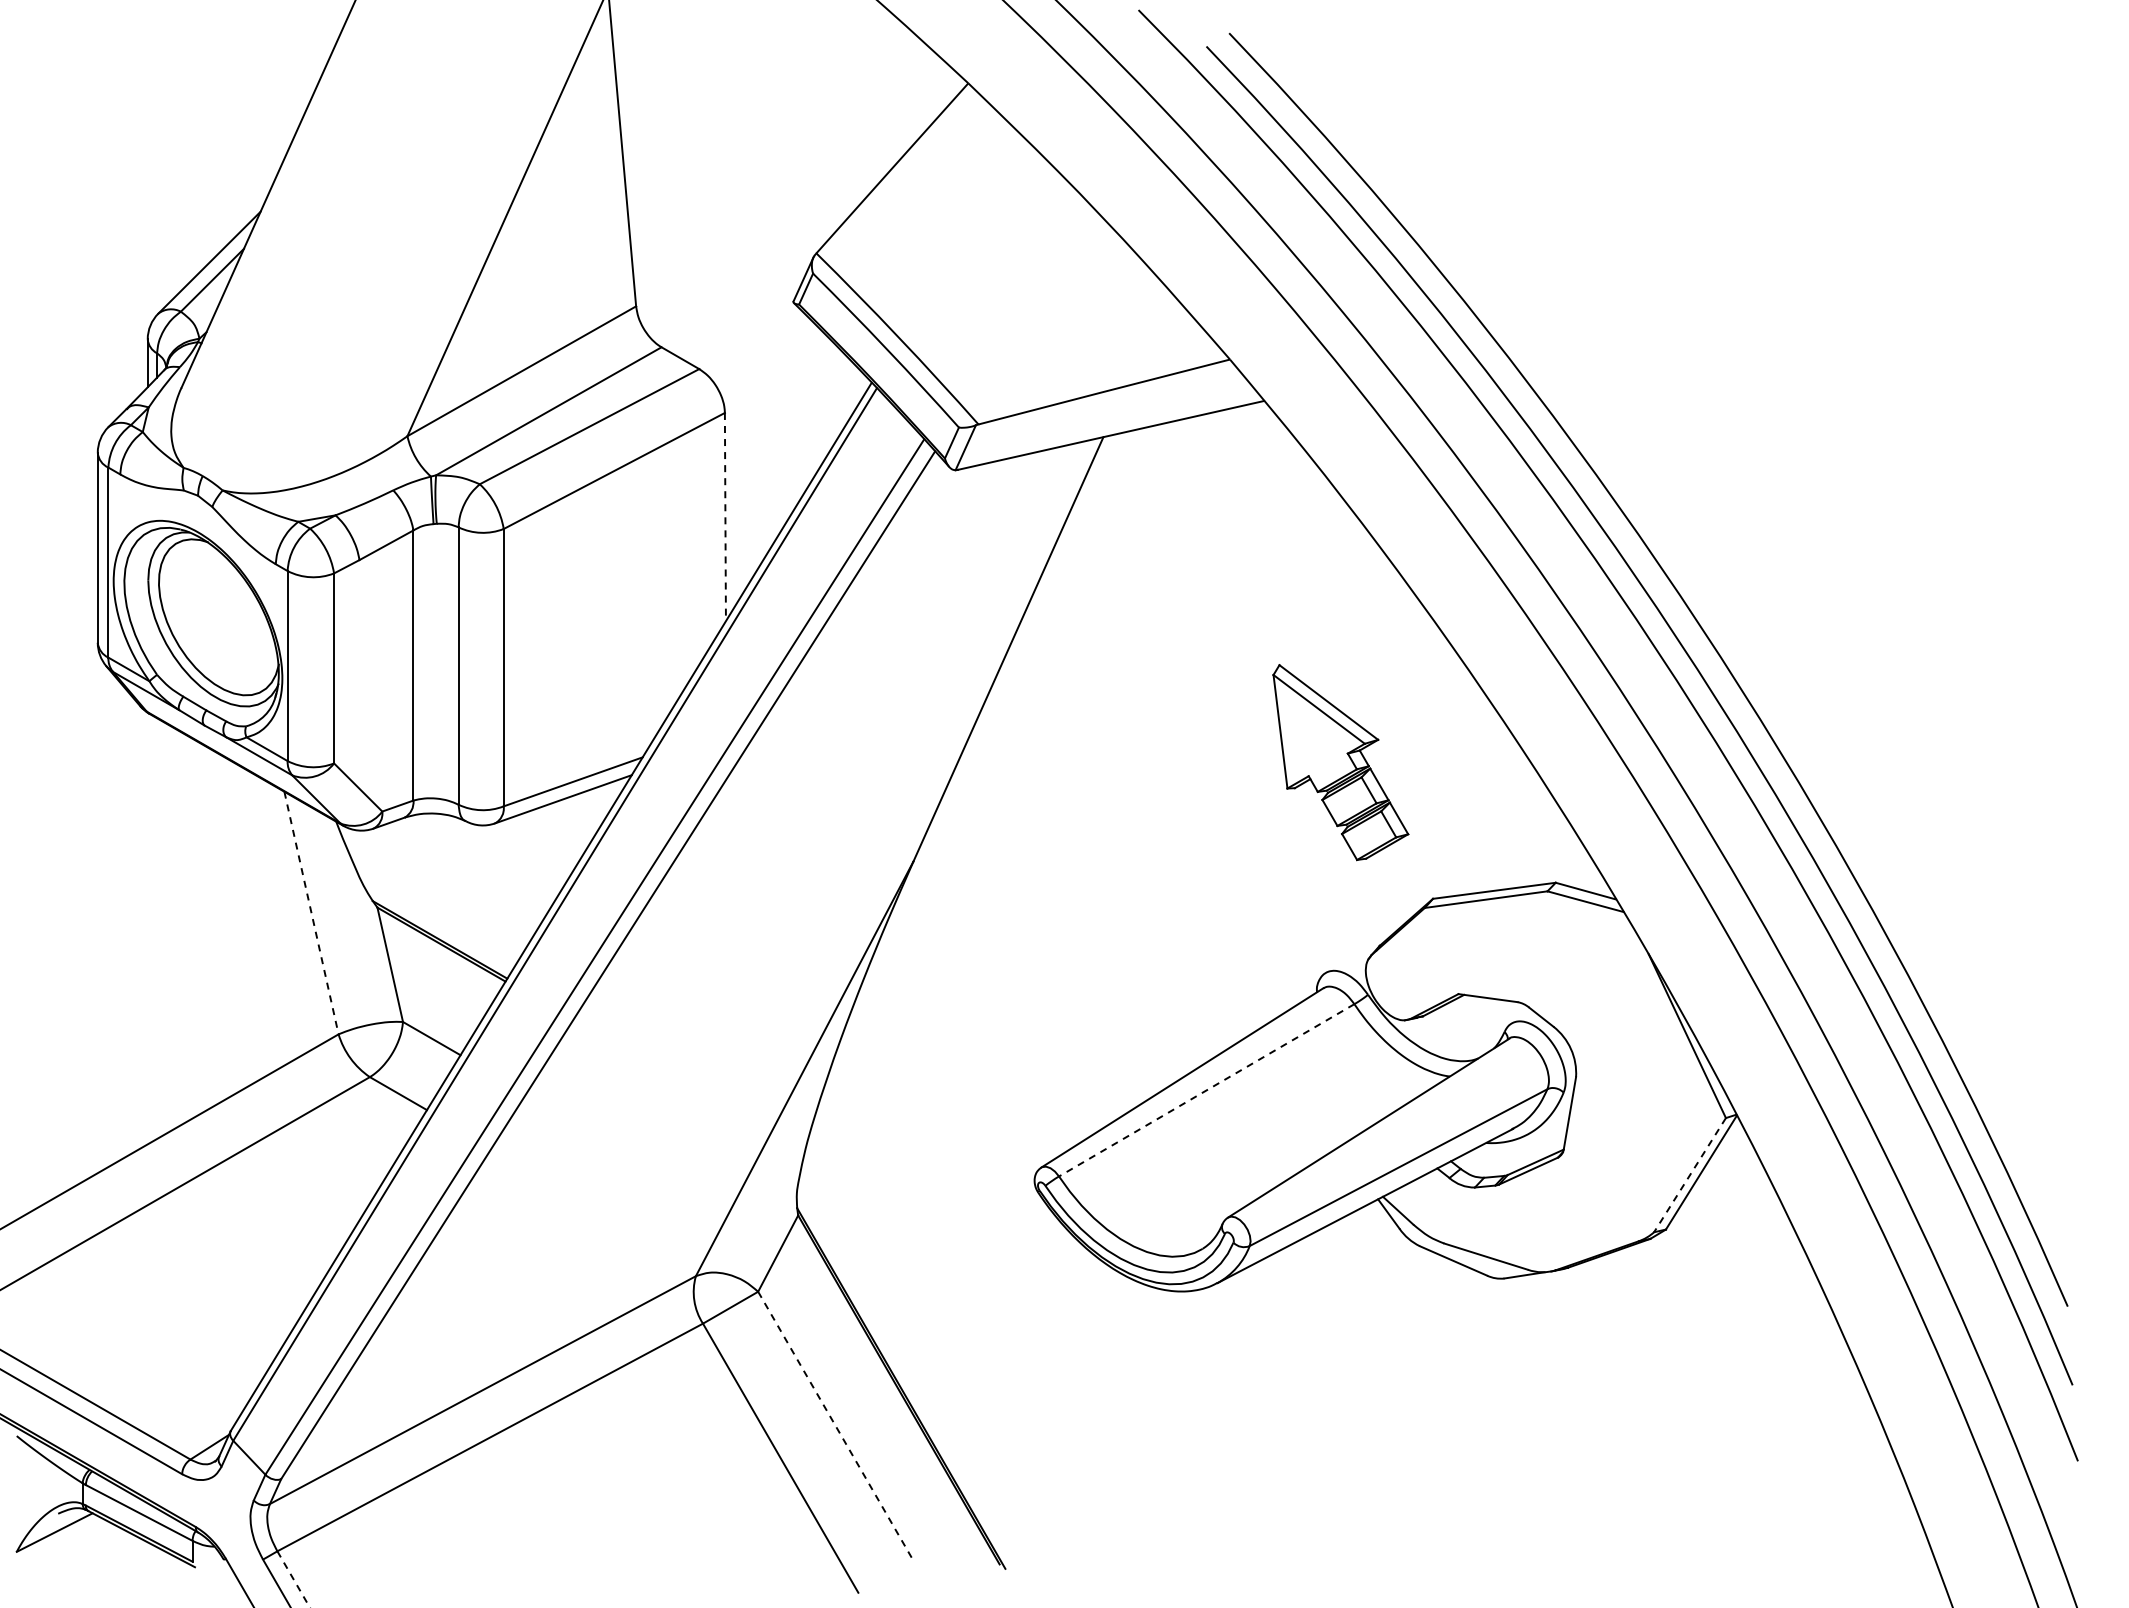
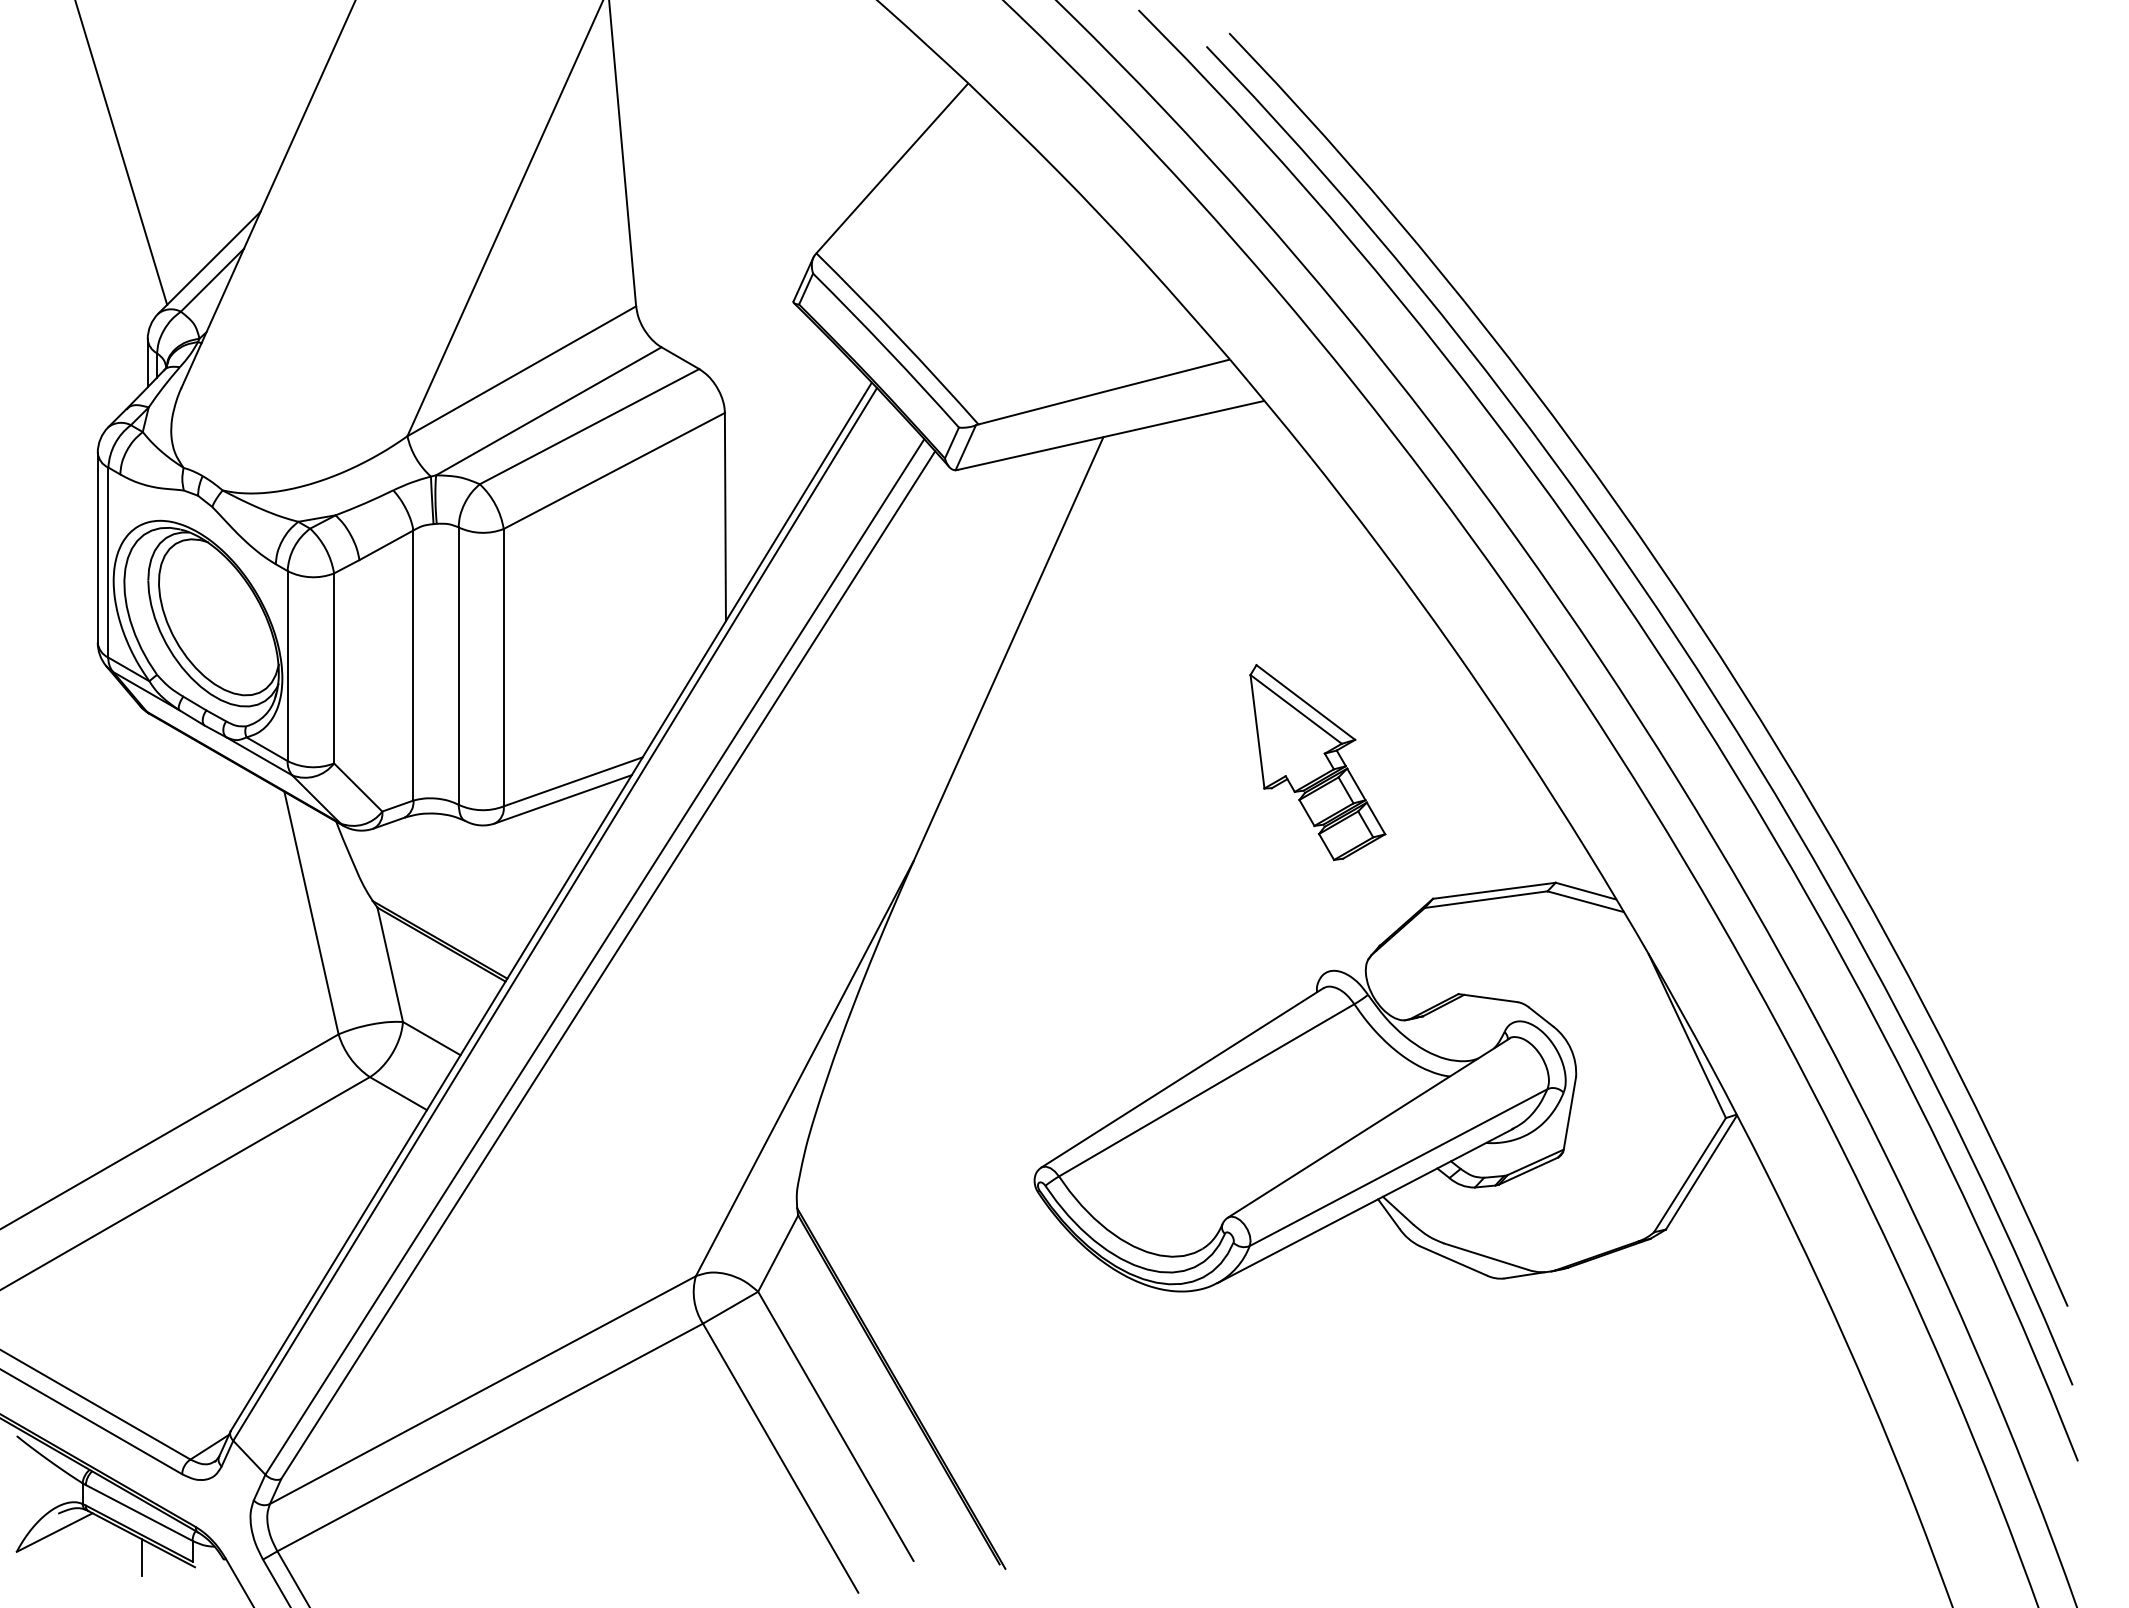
line: none -> present (121, 153)
line: dashed -> solid (725, 517)
part position: (1340, 762) -> (1317, 762) (1317, 762)
line: dashed -> solid (311, 913)
line: dashed -> solid (1206, 1090)
line: dashed -> solid (1689, 1175)
line: dashed -> solid (836, 1426)
line: none -> present (141, 1557)
line: dashed -> solid (293, 1579)
